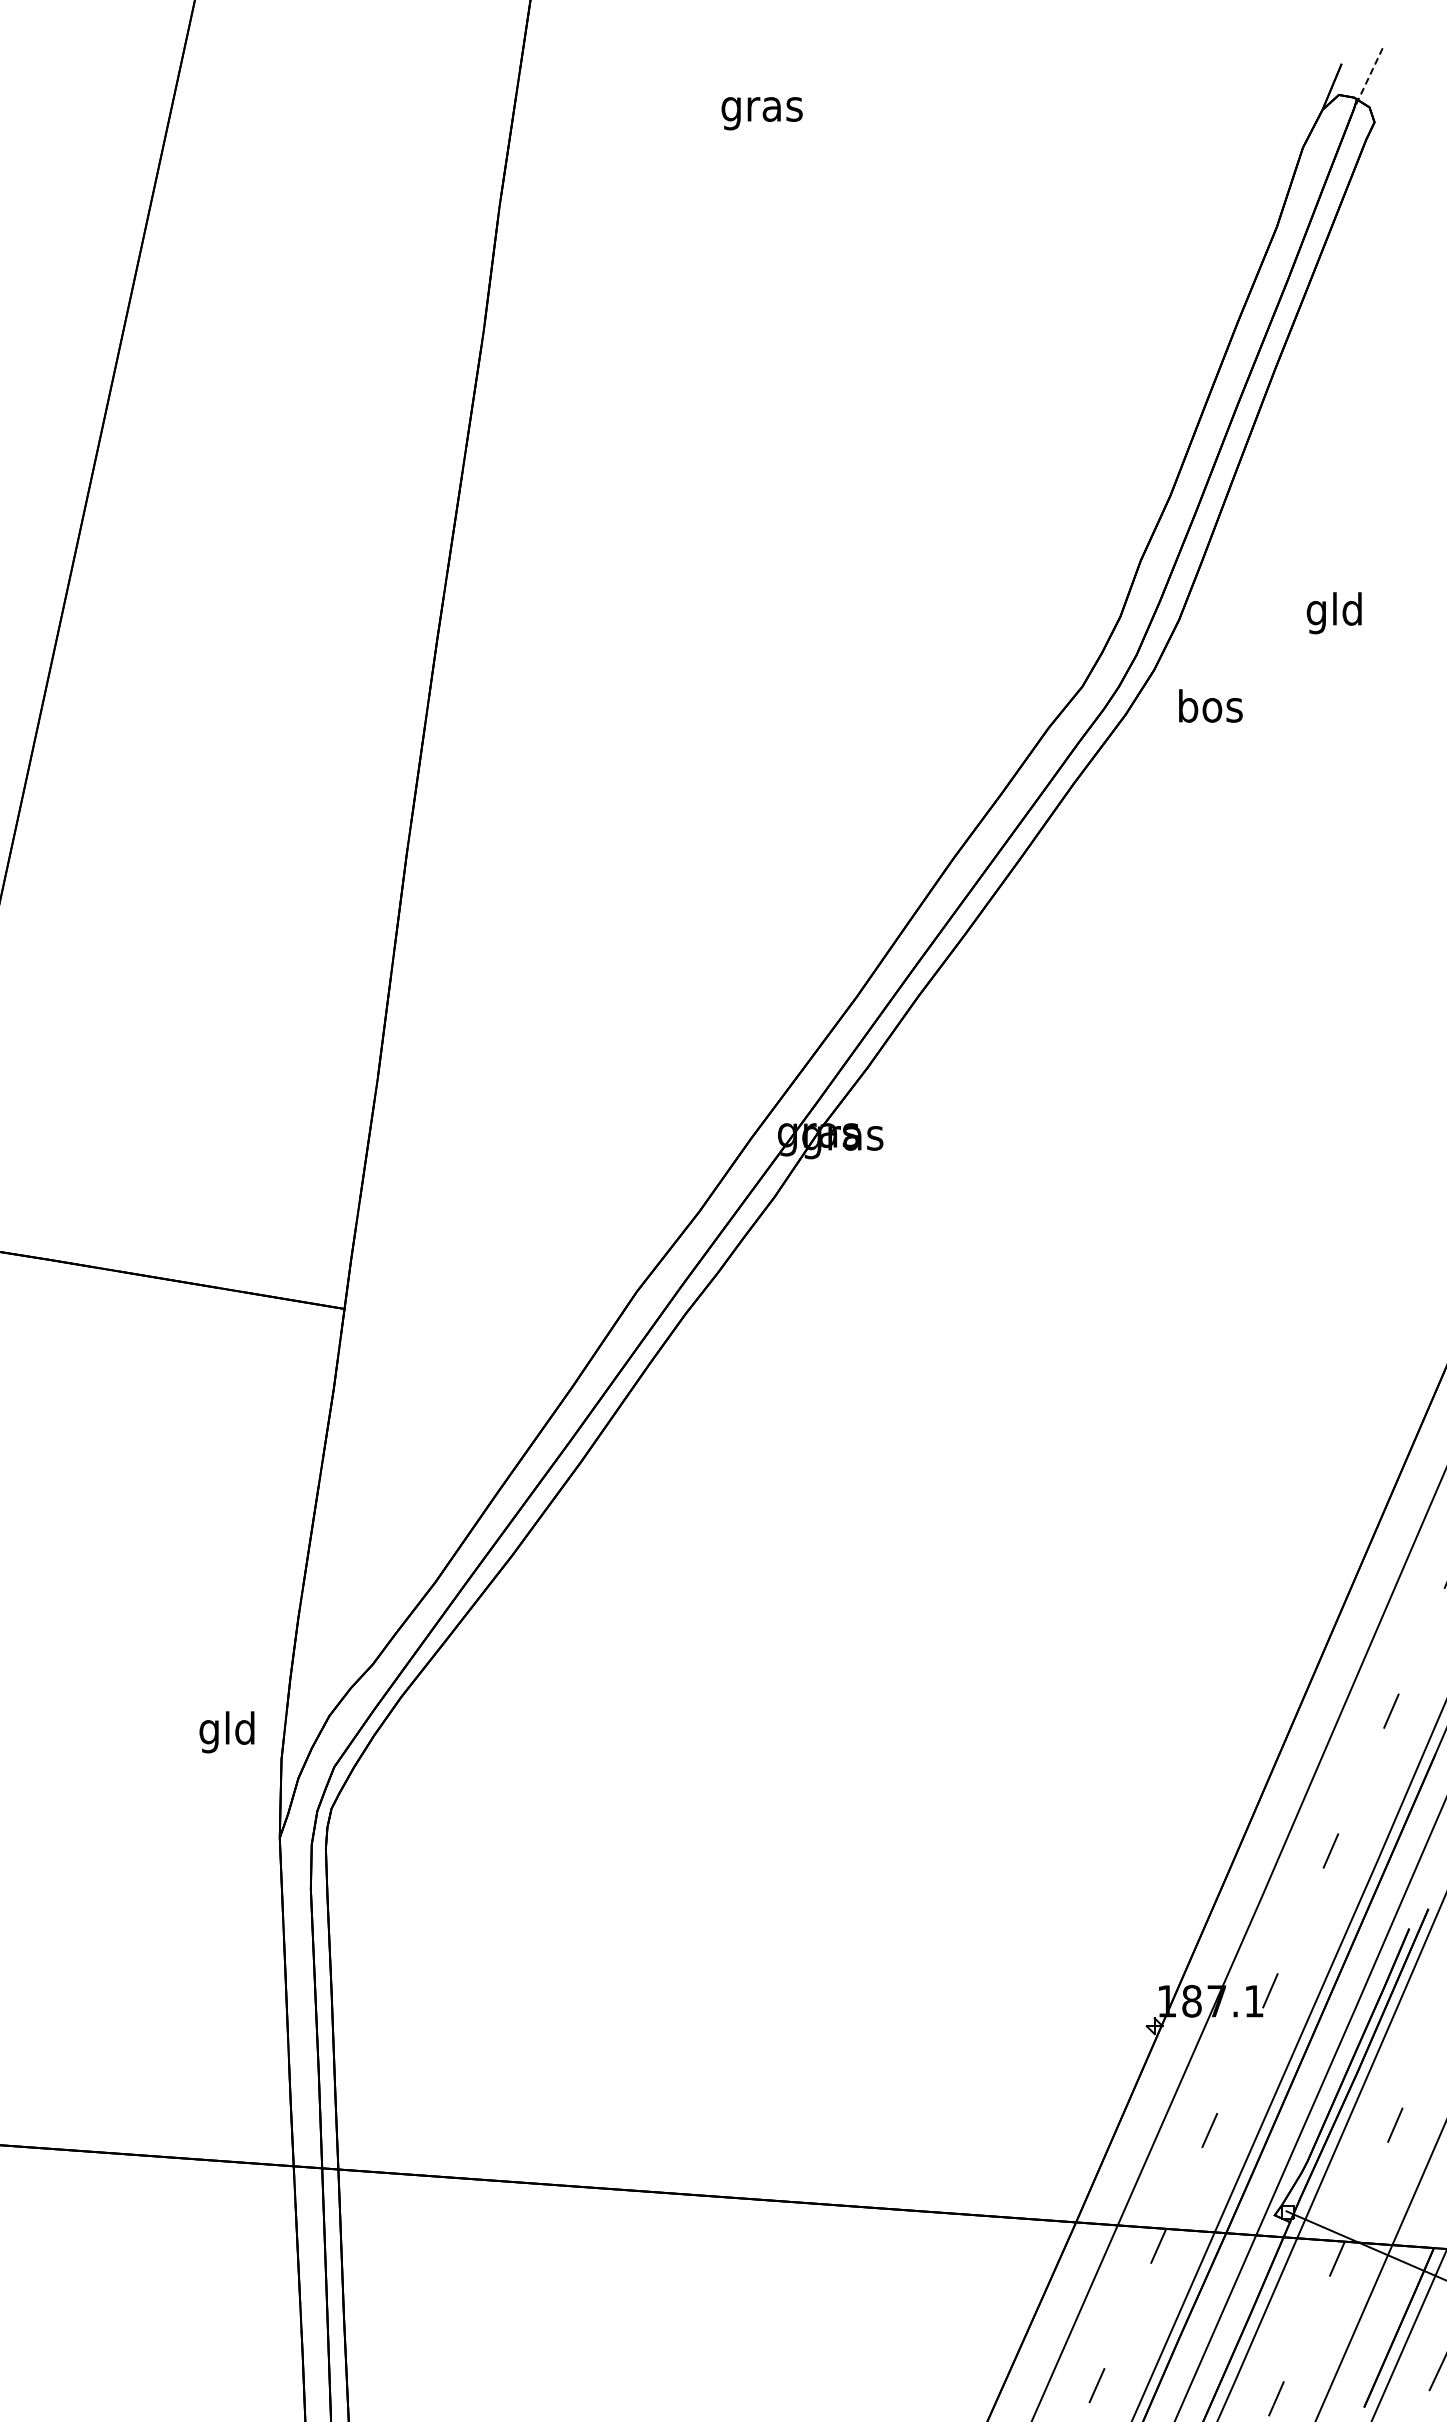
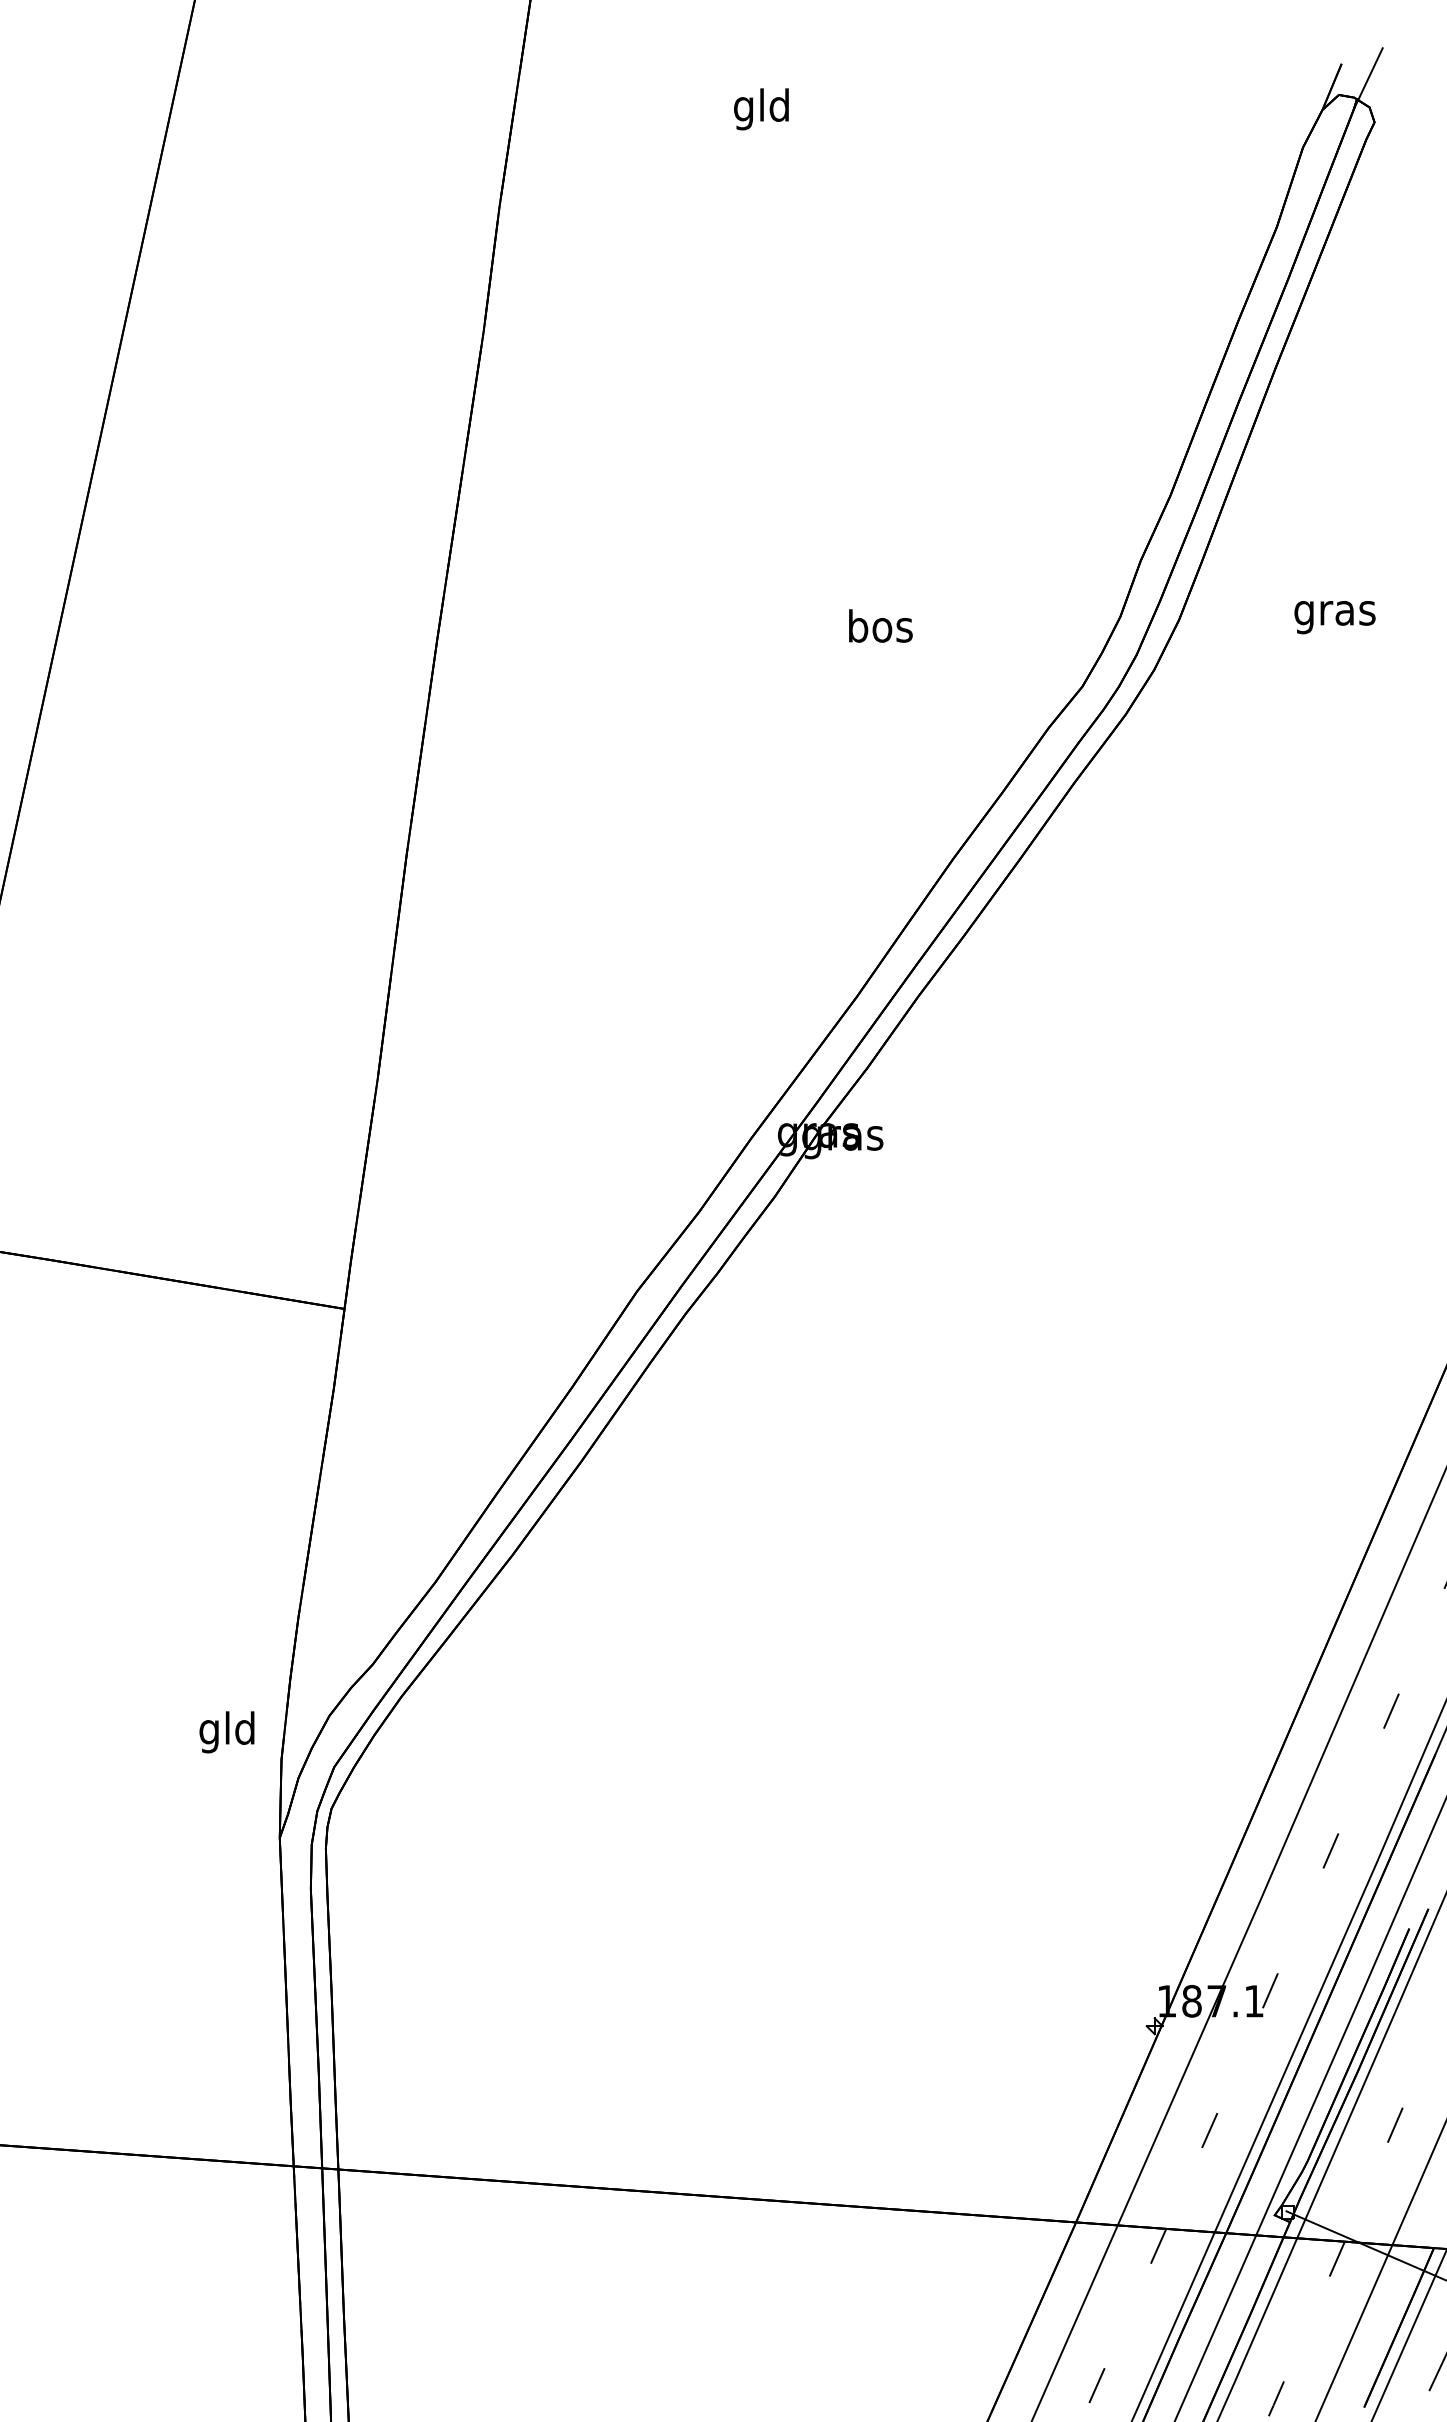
line: dashed -> solid (1368, 78)
text: gras -> gld (761, 109)
text: gld -> gras (1334, 613)
text position: (1210, 705) -> (880, 625) (880, 625)
